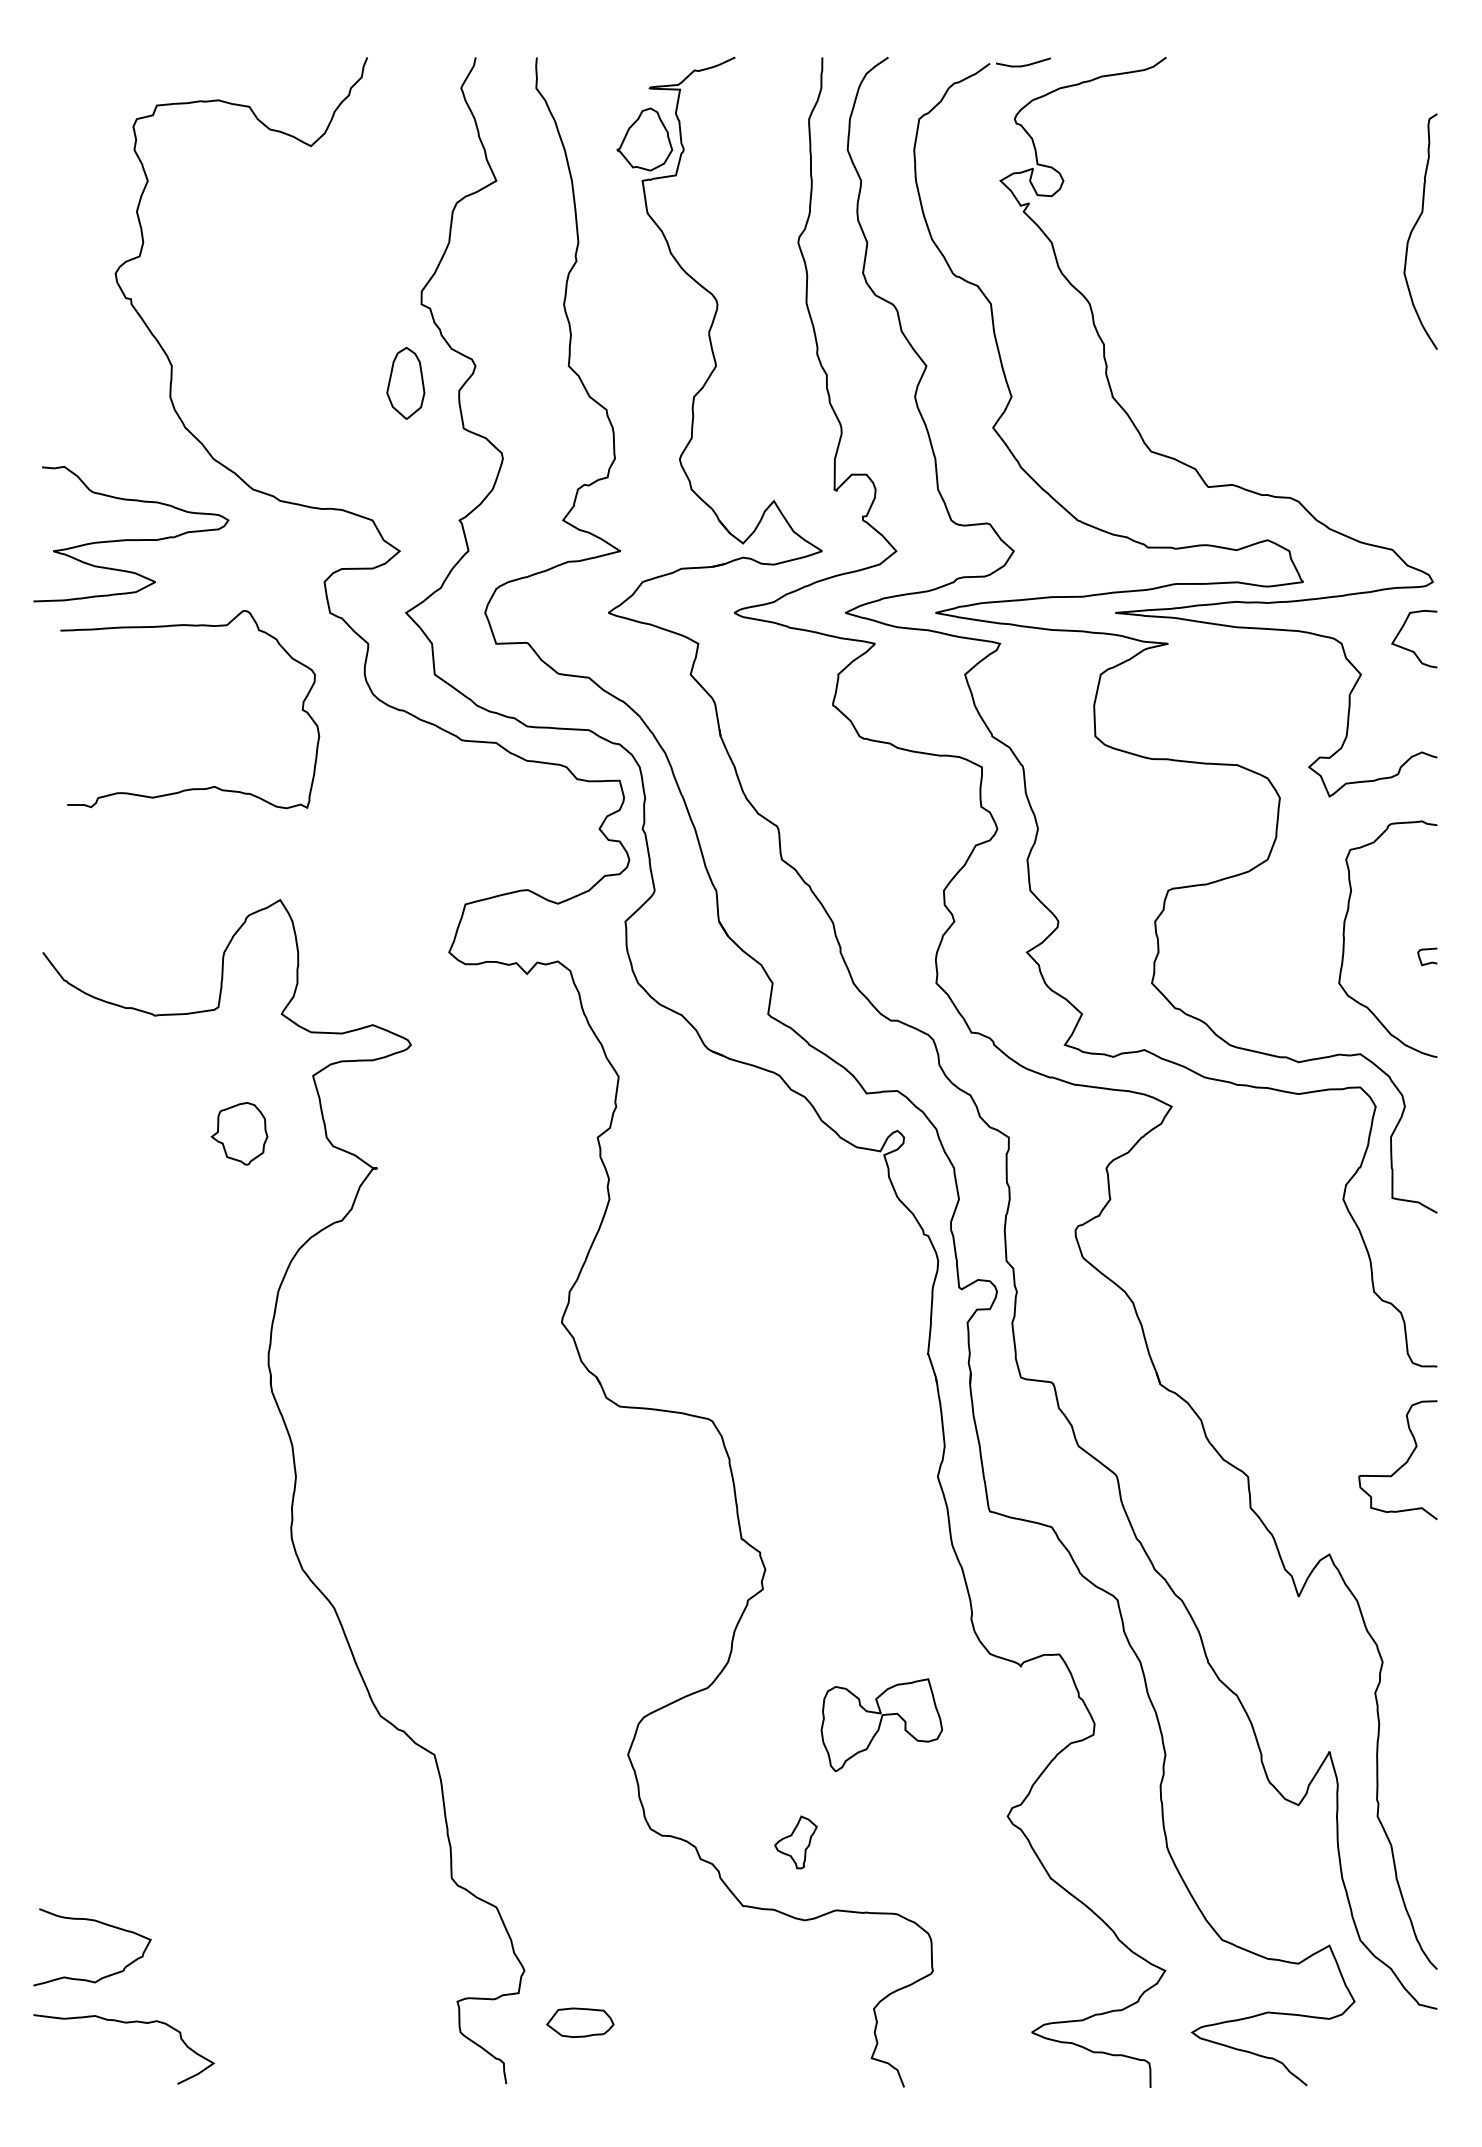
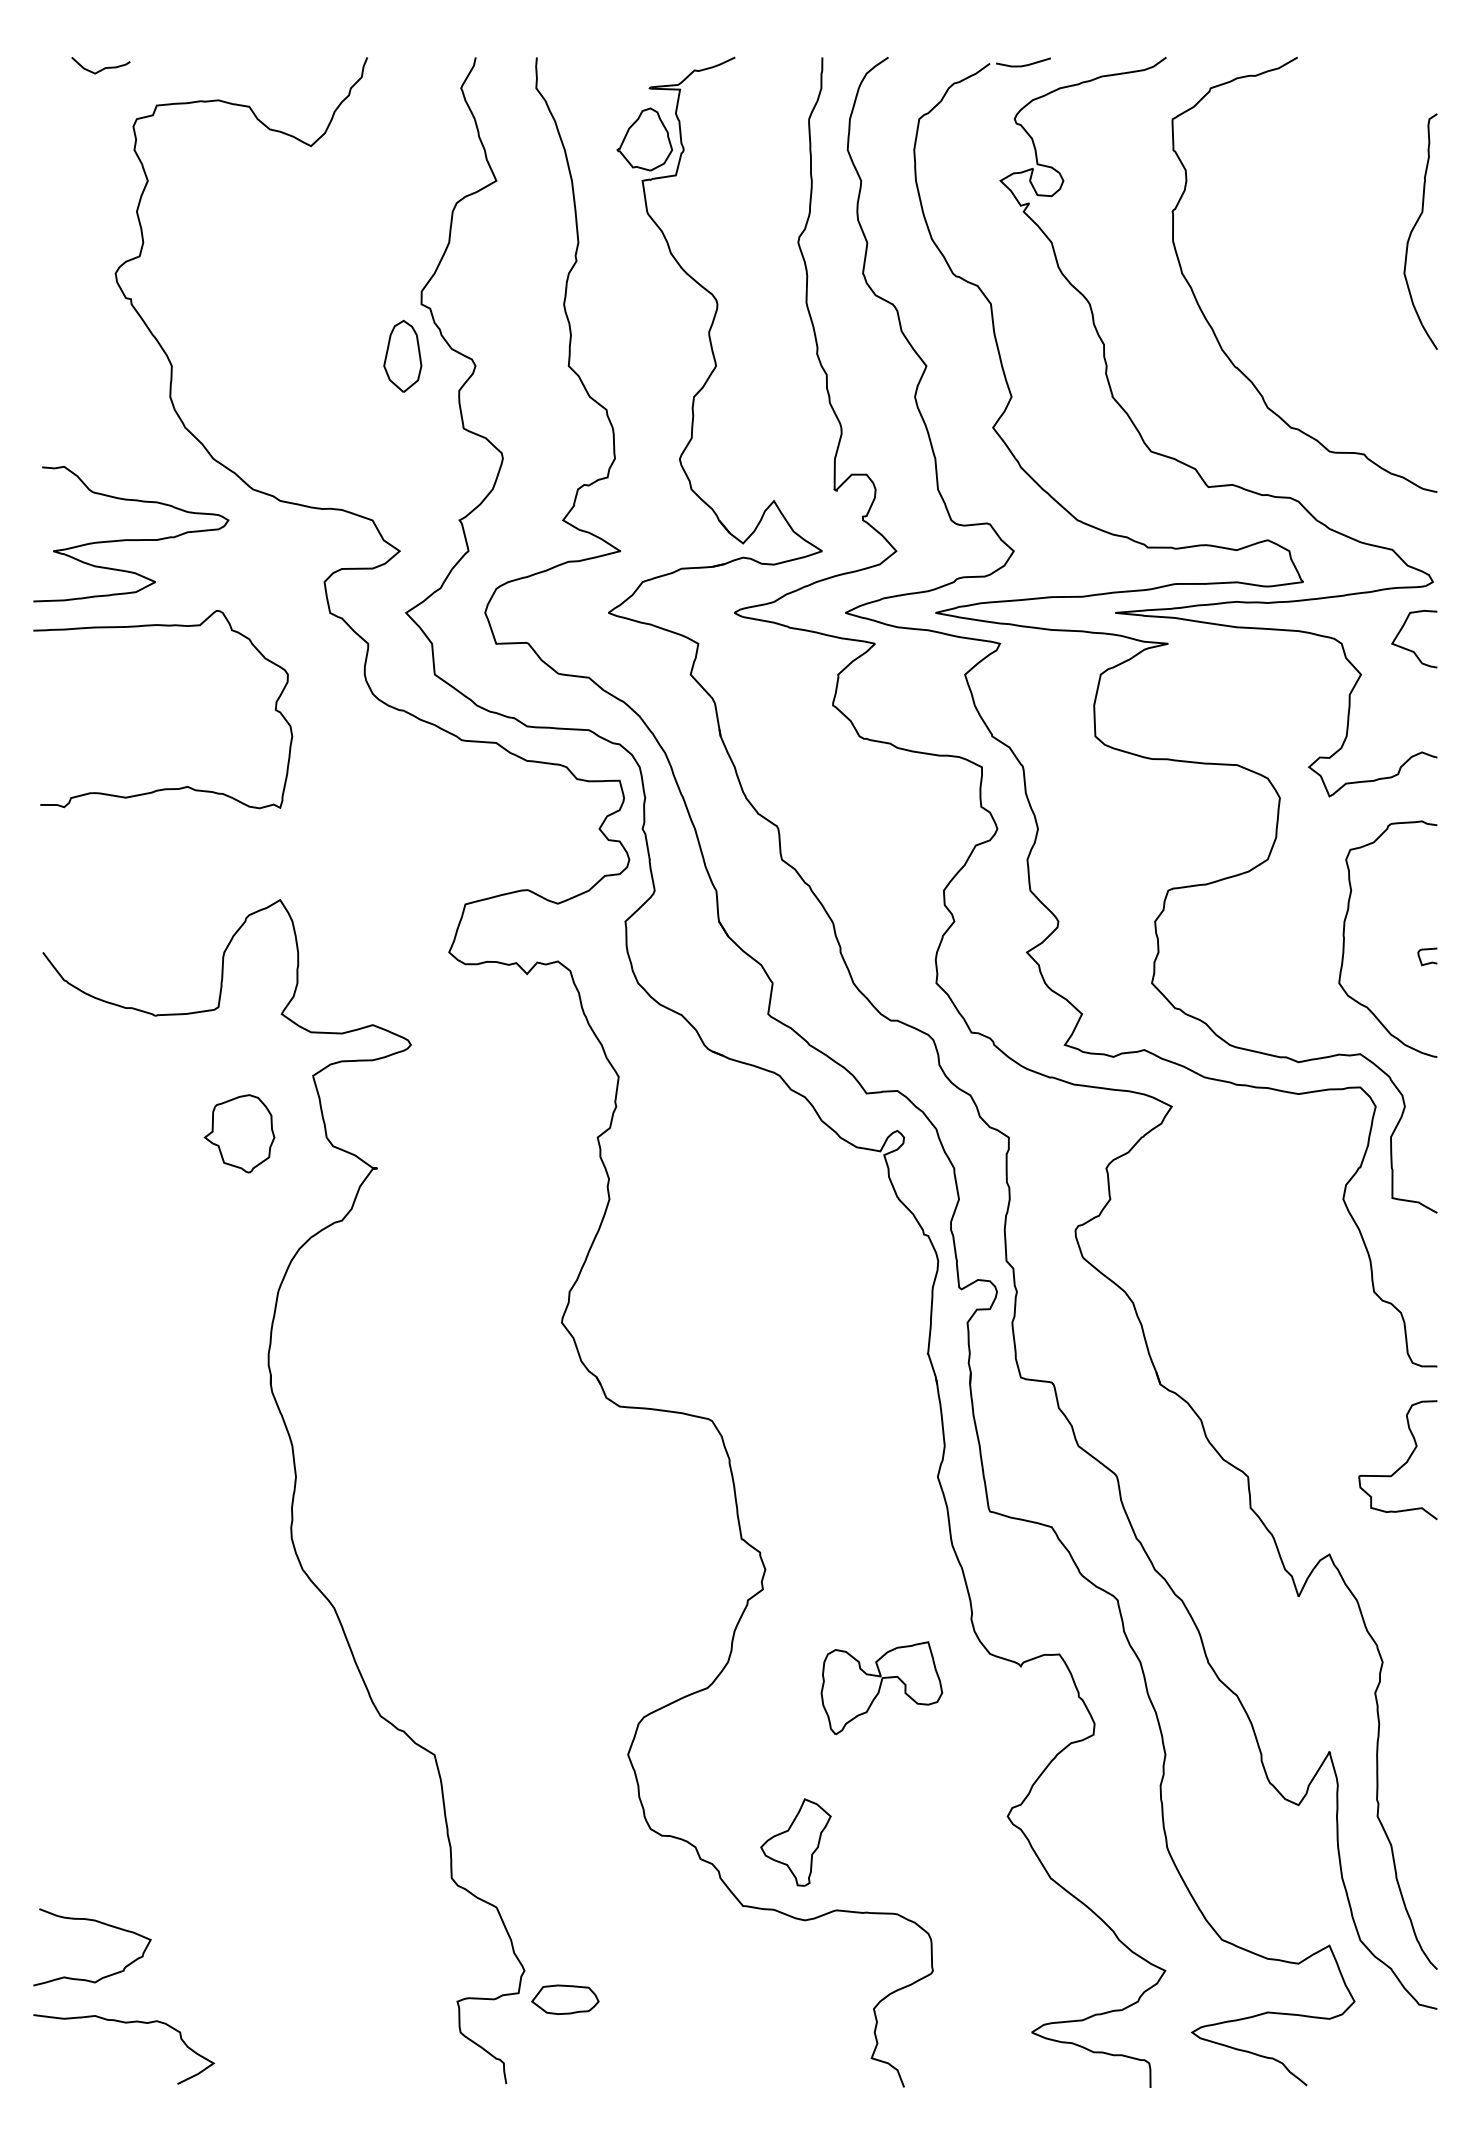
curve: none -> present (102, 68)
curve: none -> present (1211, 325)
part position: (405, 382) -> (402, 355) (402, 355)
curve position: (190, 788) -> (163, 788) (163, 788)
part size: 59x64 px -> 73x80 px (239, 1133)
part position: (881, 1724) -> (881, 1687) (881, 1687)
part size: 44x55 px -> 72x89 px (795, 1842)
part position: (580, 2022) -> (565, 1999) (565, 1999)
